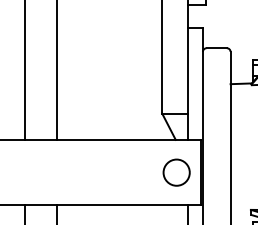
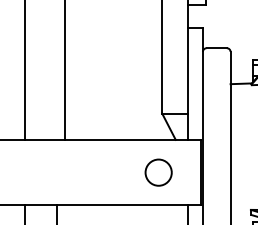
line position: (57, 70) -> (65, 70) (65, 70)
circle position: (176, 172) -> (158, 172) (158, 172)
